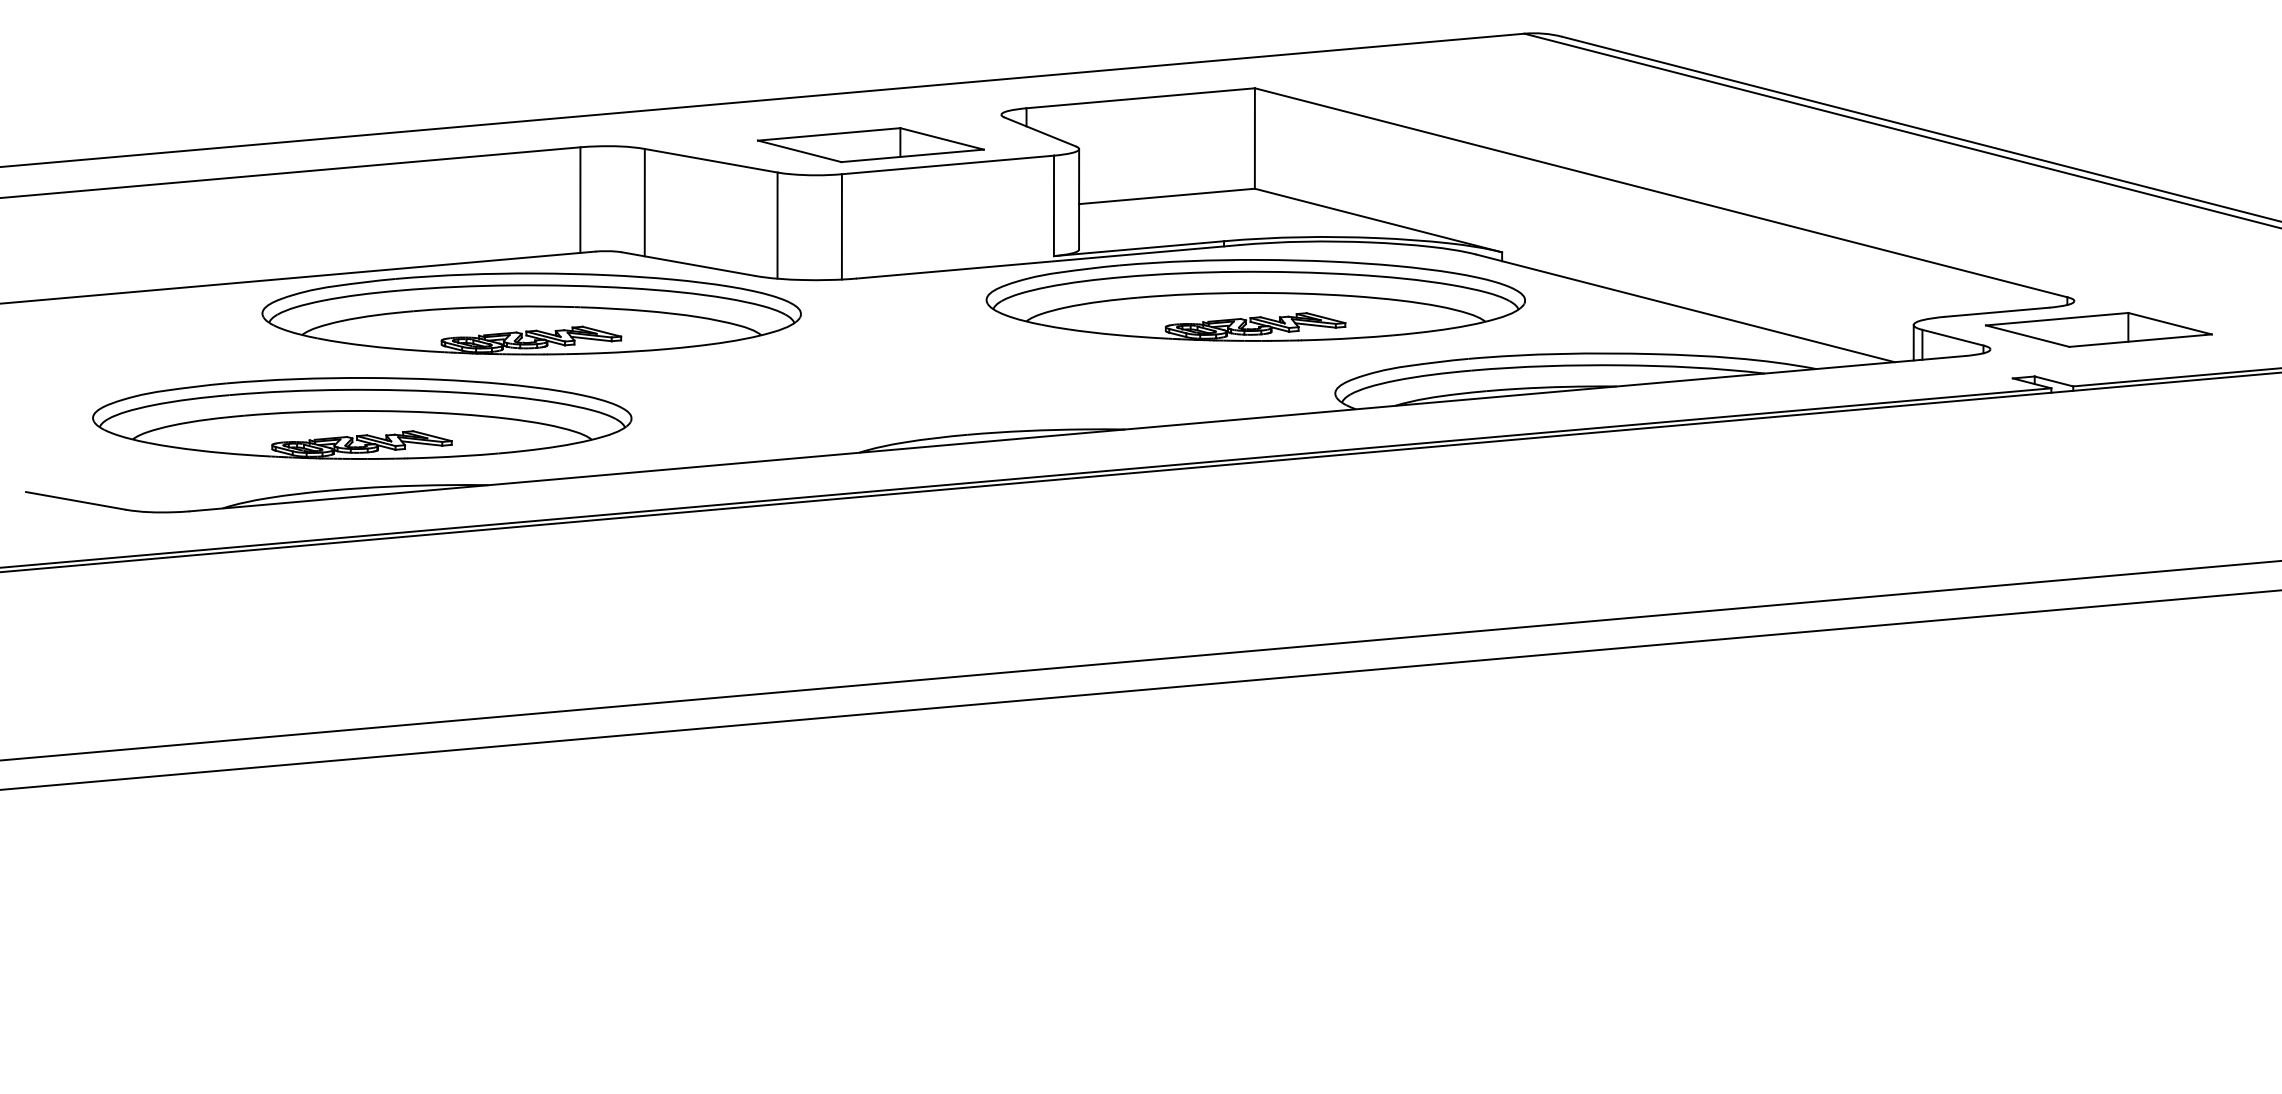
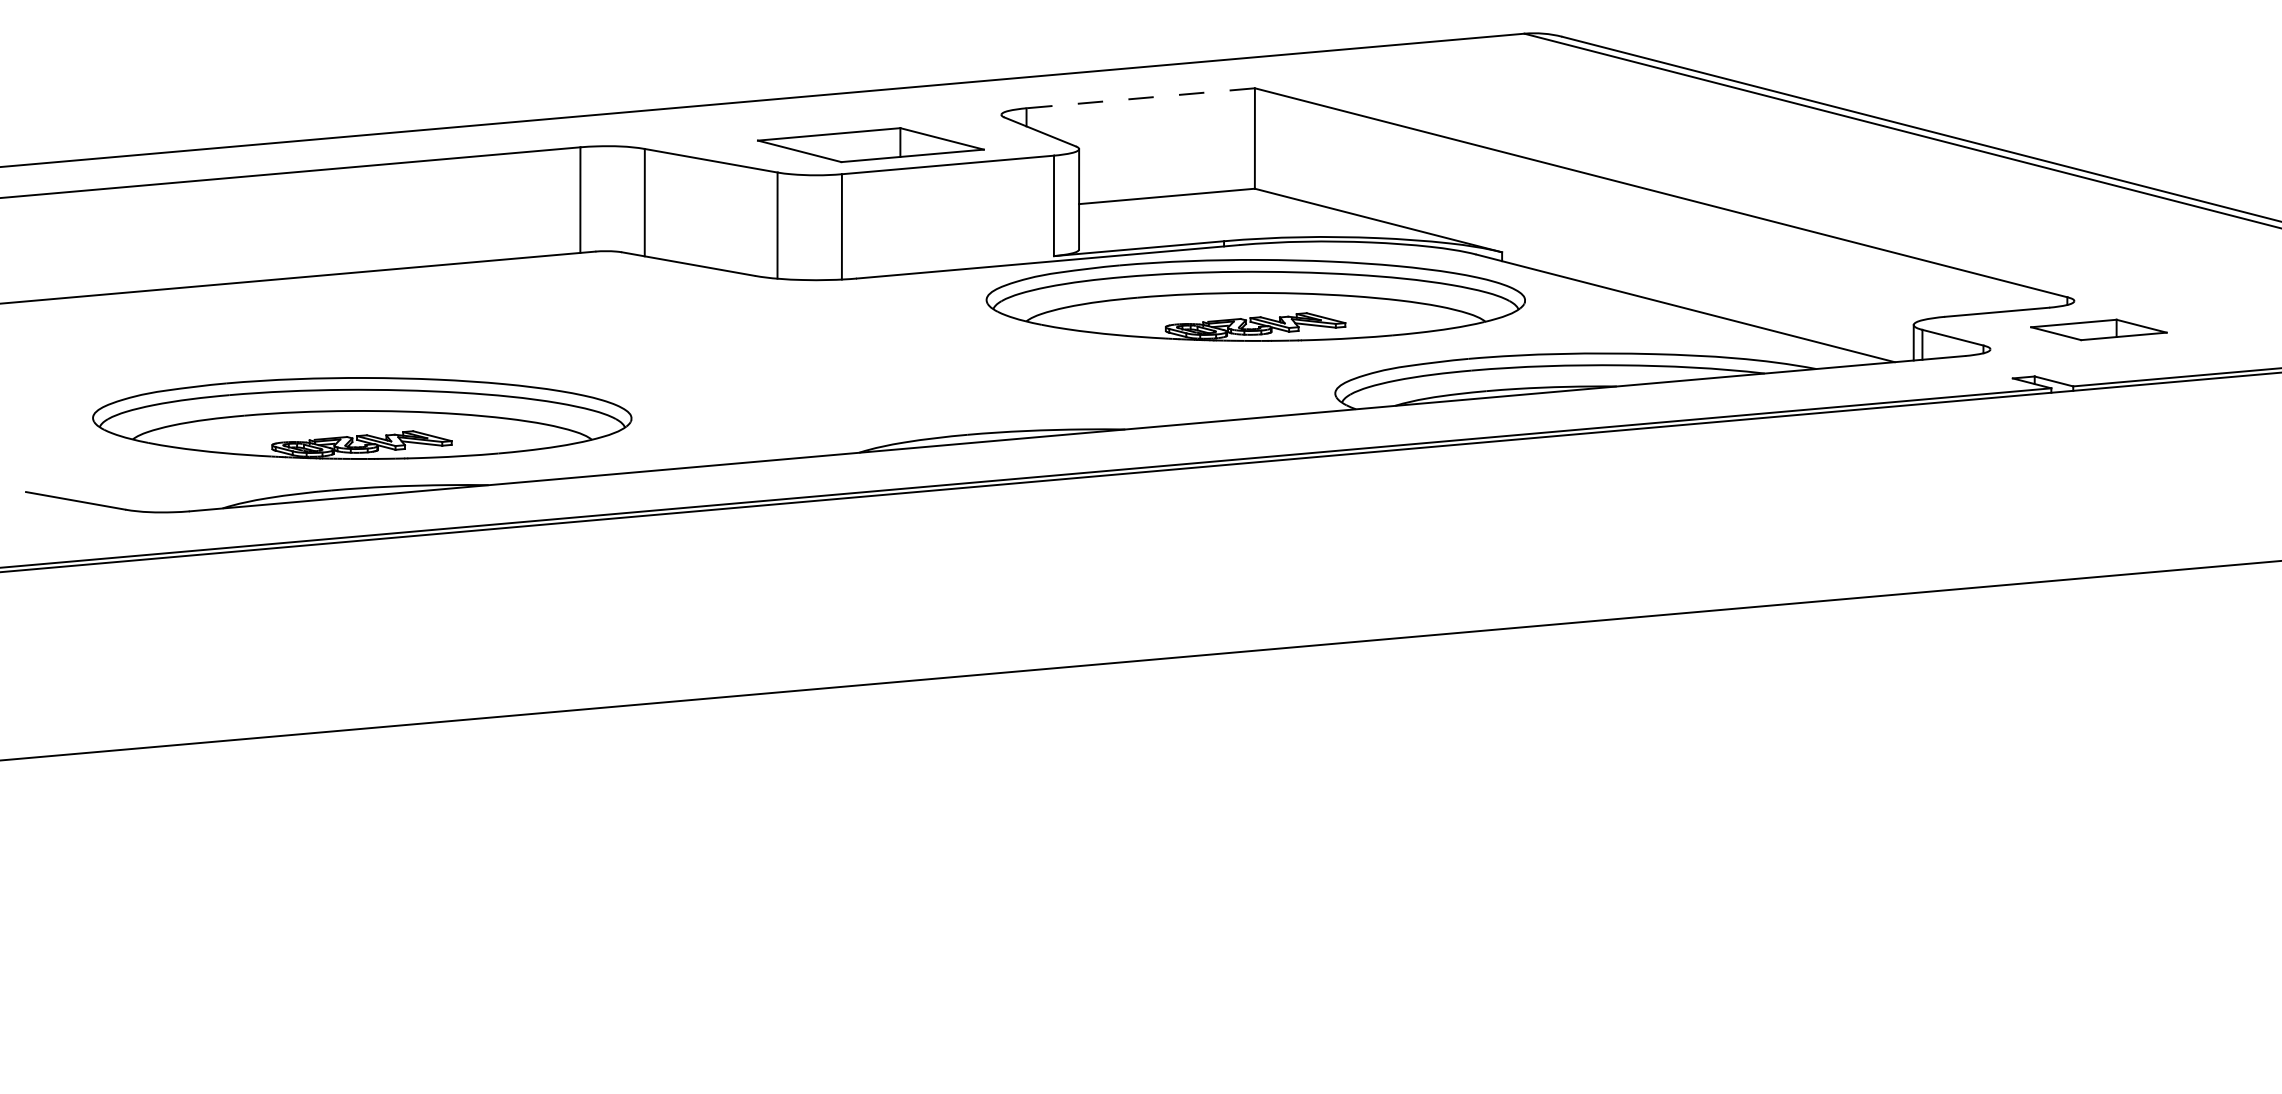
line: solid -> dashed (1140, 98)
part: present -> none (531, 313)
part size: 228x36 px -> 138x24 px (2098, 329)
line: present -> none (1140, 689)
